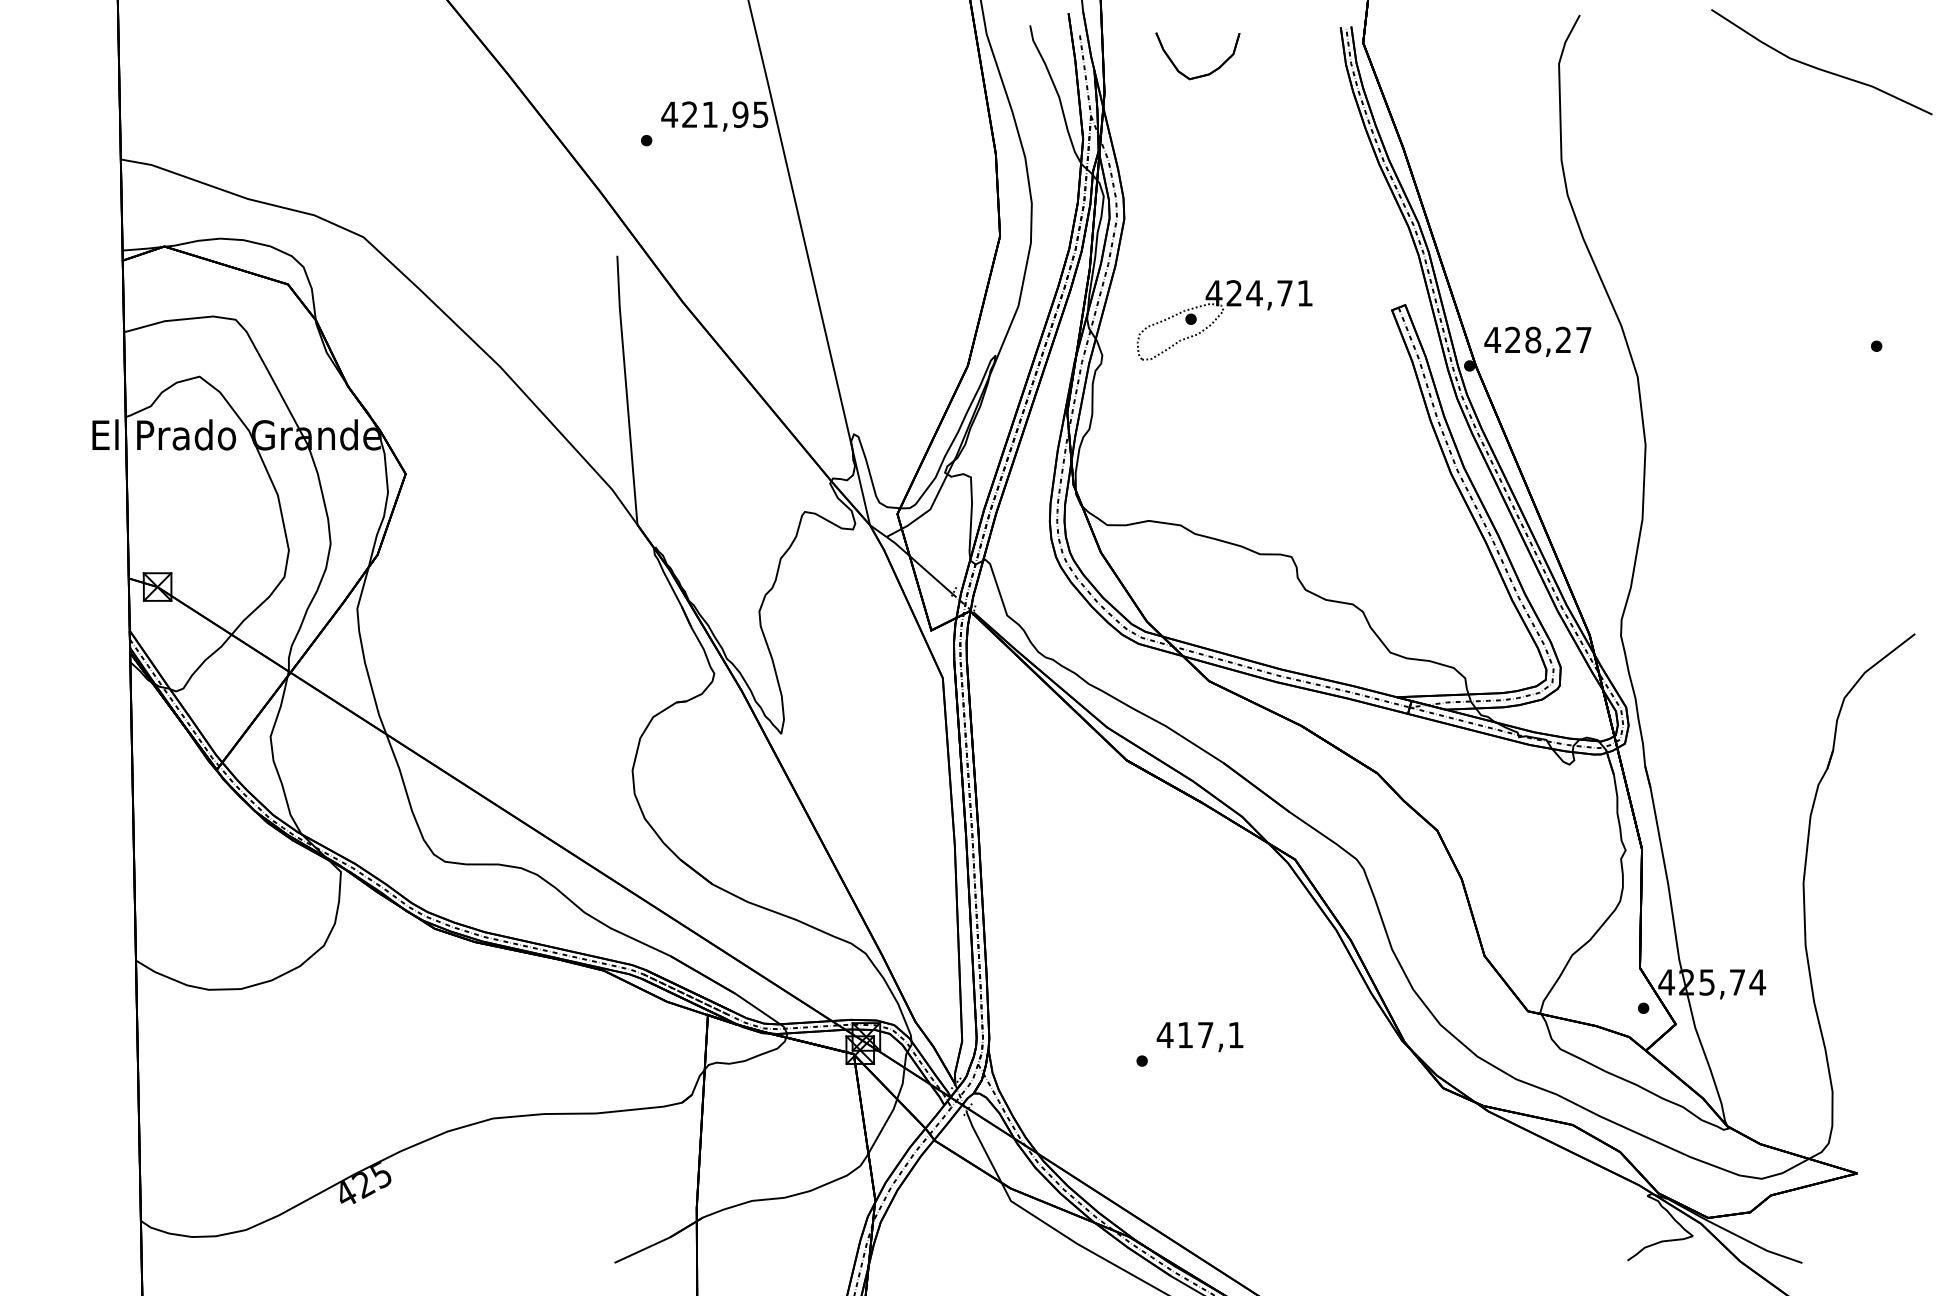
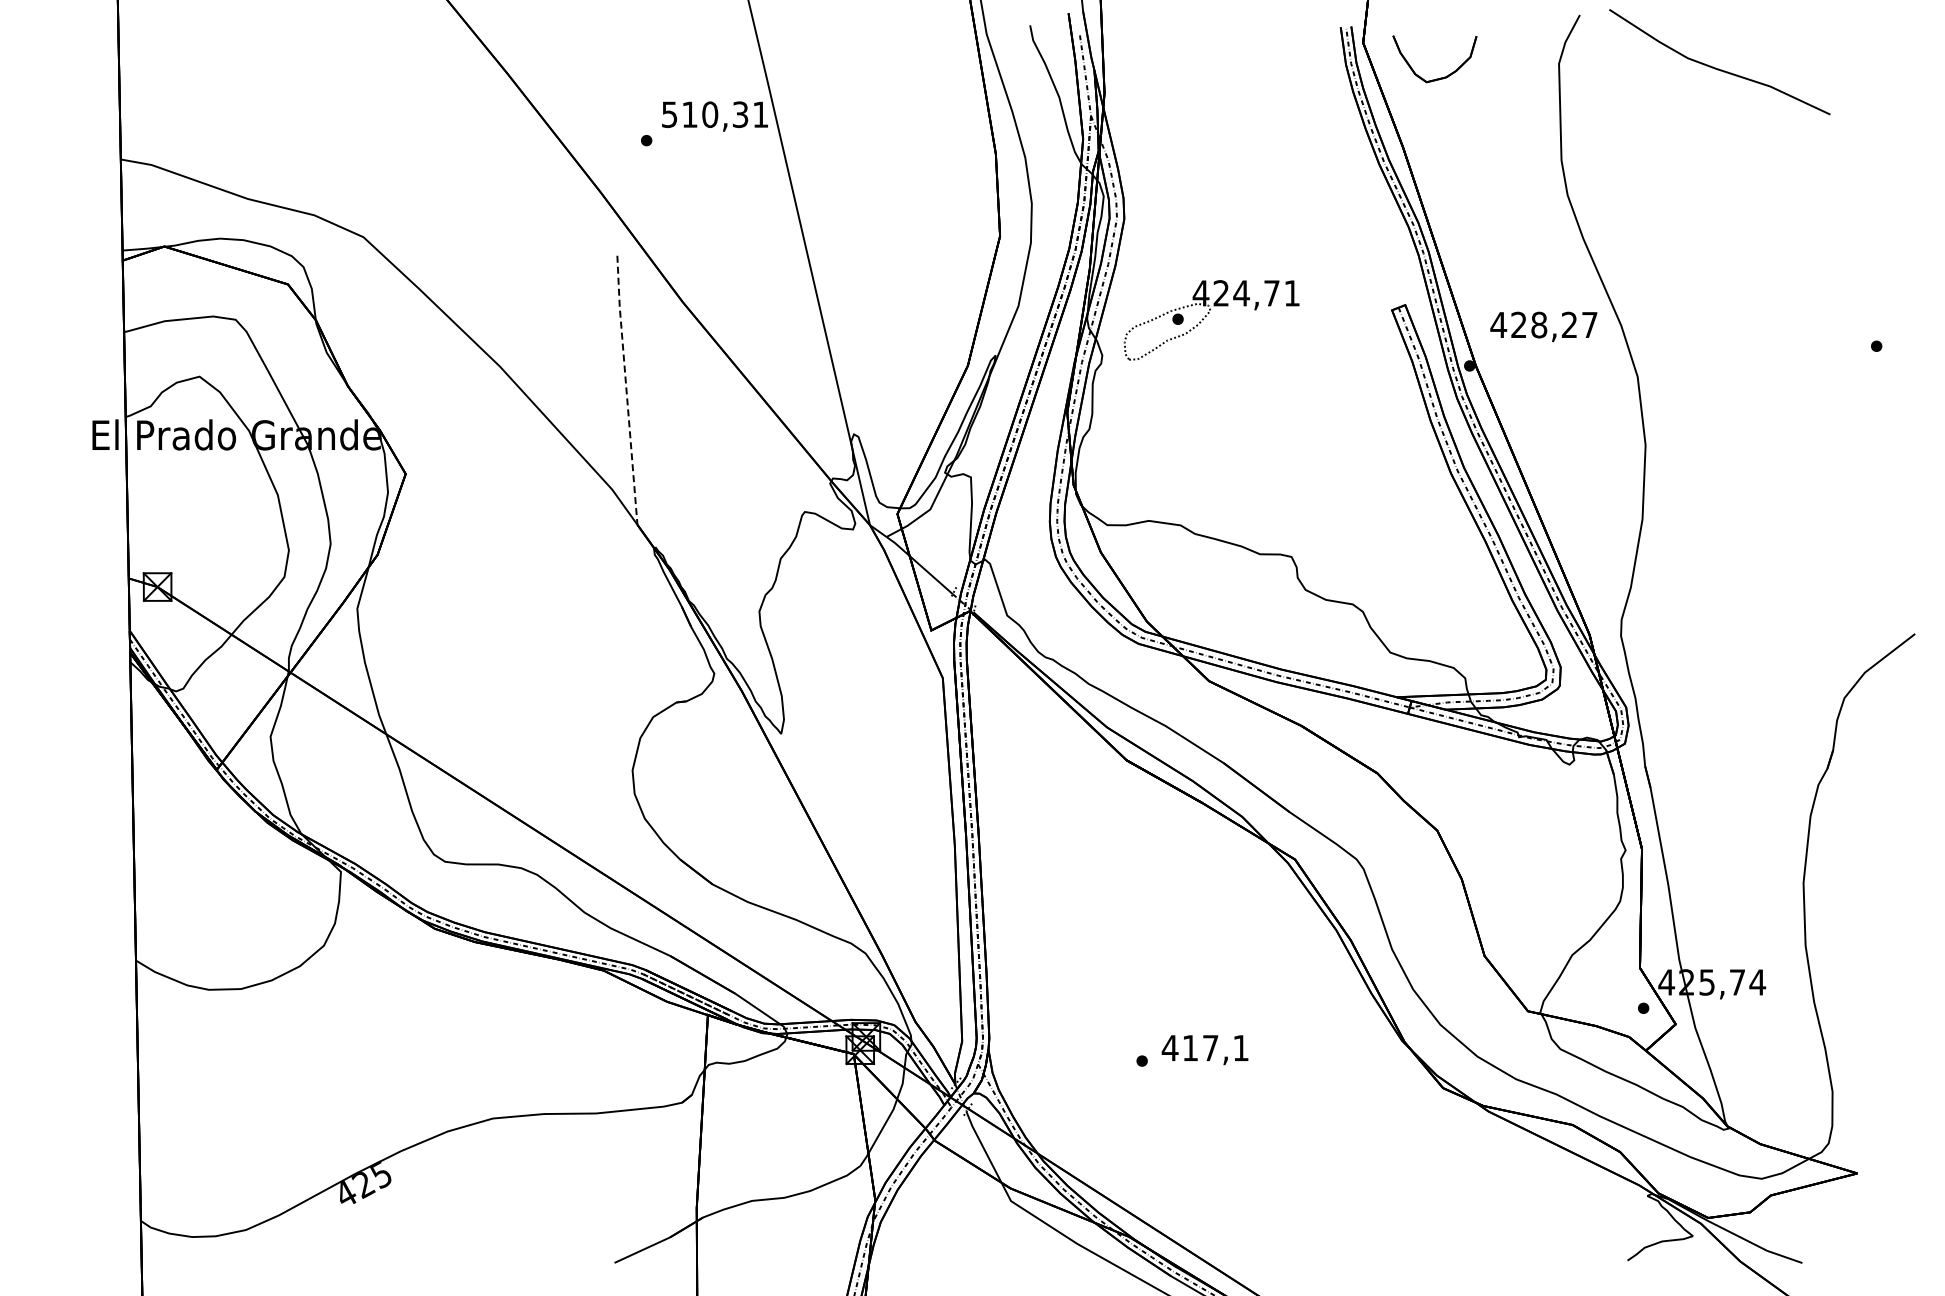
curve position: (1818, 67) -> (1716, 67) (1716, 67)
part position: (1203, 74) -> (1440, 77) (1440, 77)
text: 421,95 -> 510,31 (714, 114)
part position: (1219, 316) -> (1206, 316) (1206, 316)
text position: (1537, 341) -> (1543, 326) (1543, 326)
line: solid -> dashed (626, 389)
text position: (1199, 1037) -> (1204, 1050) (1204, 1050)
